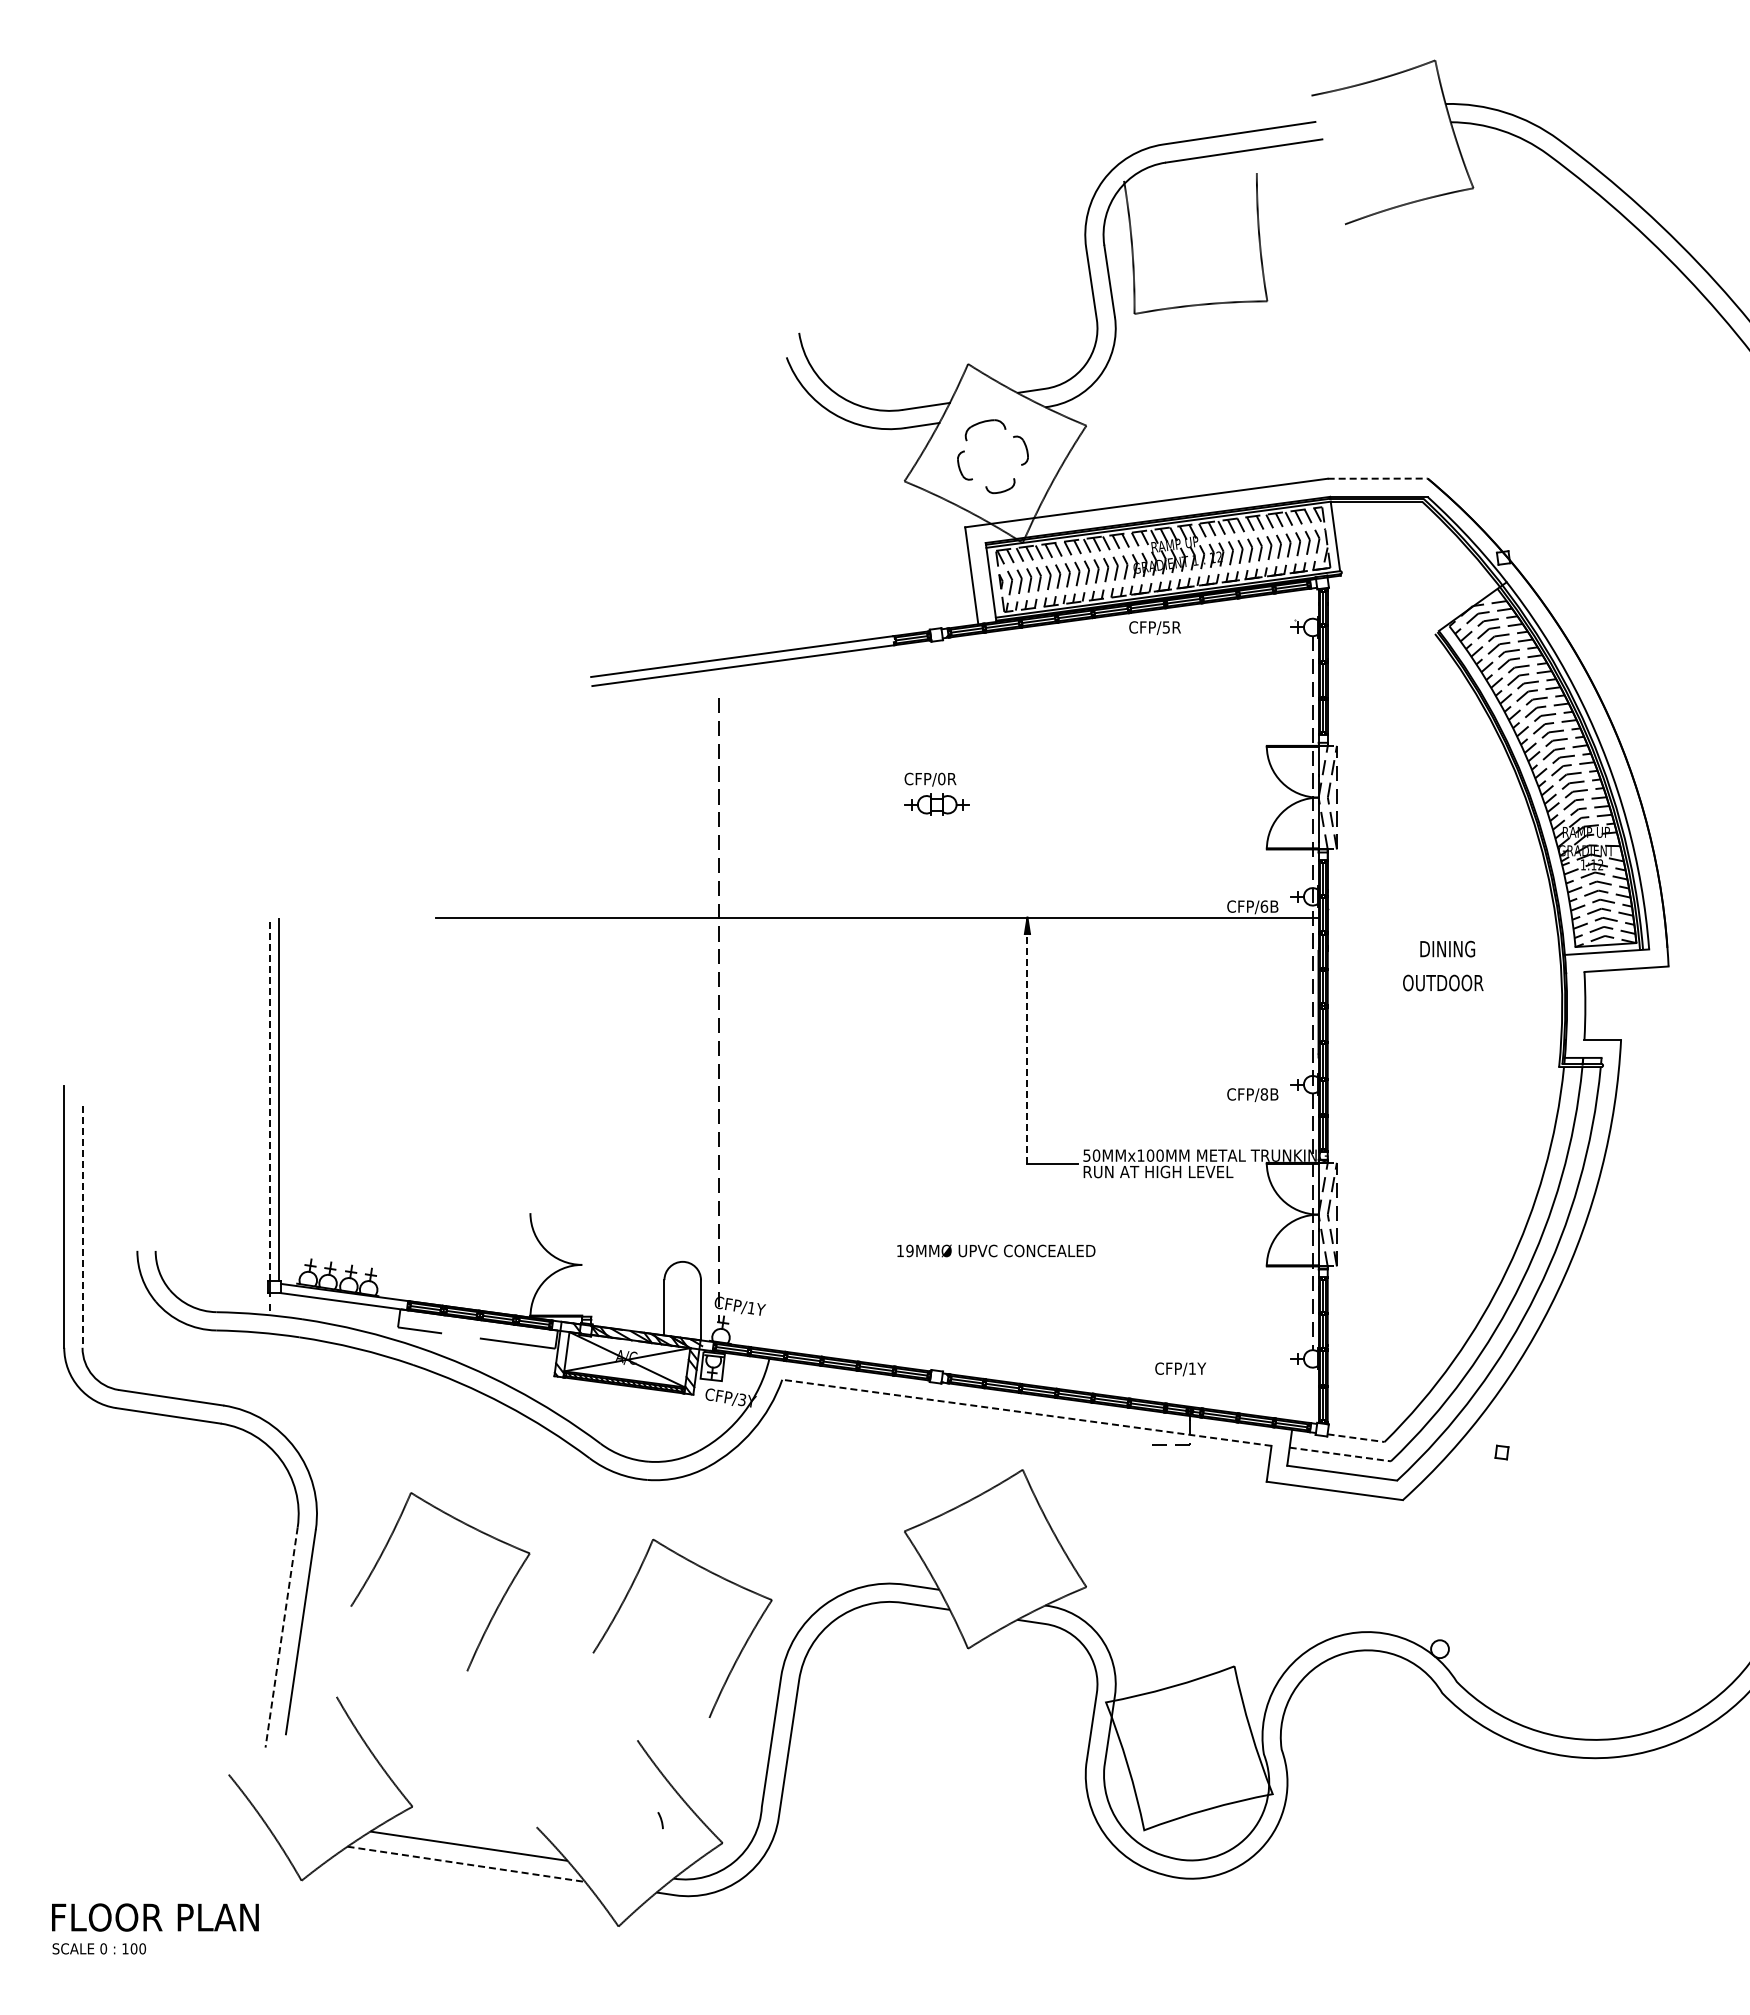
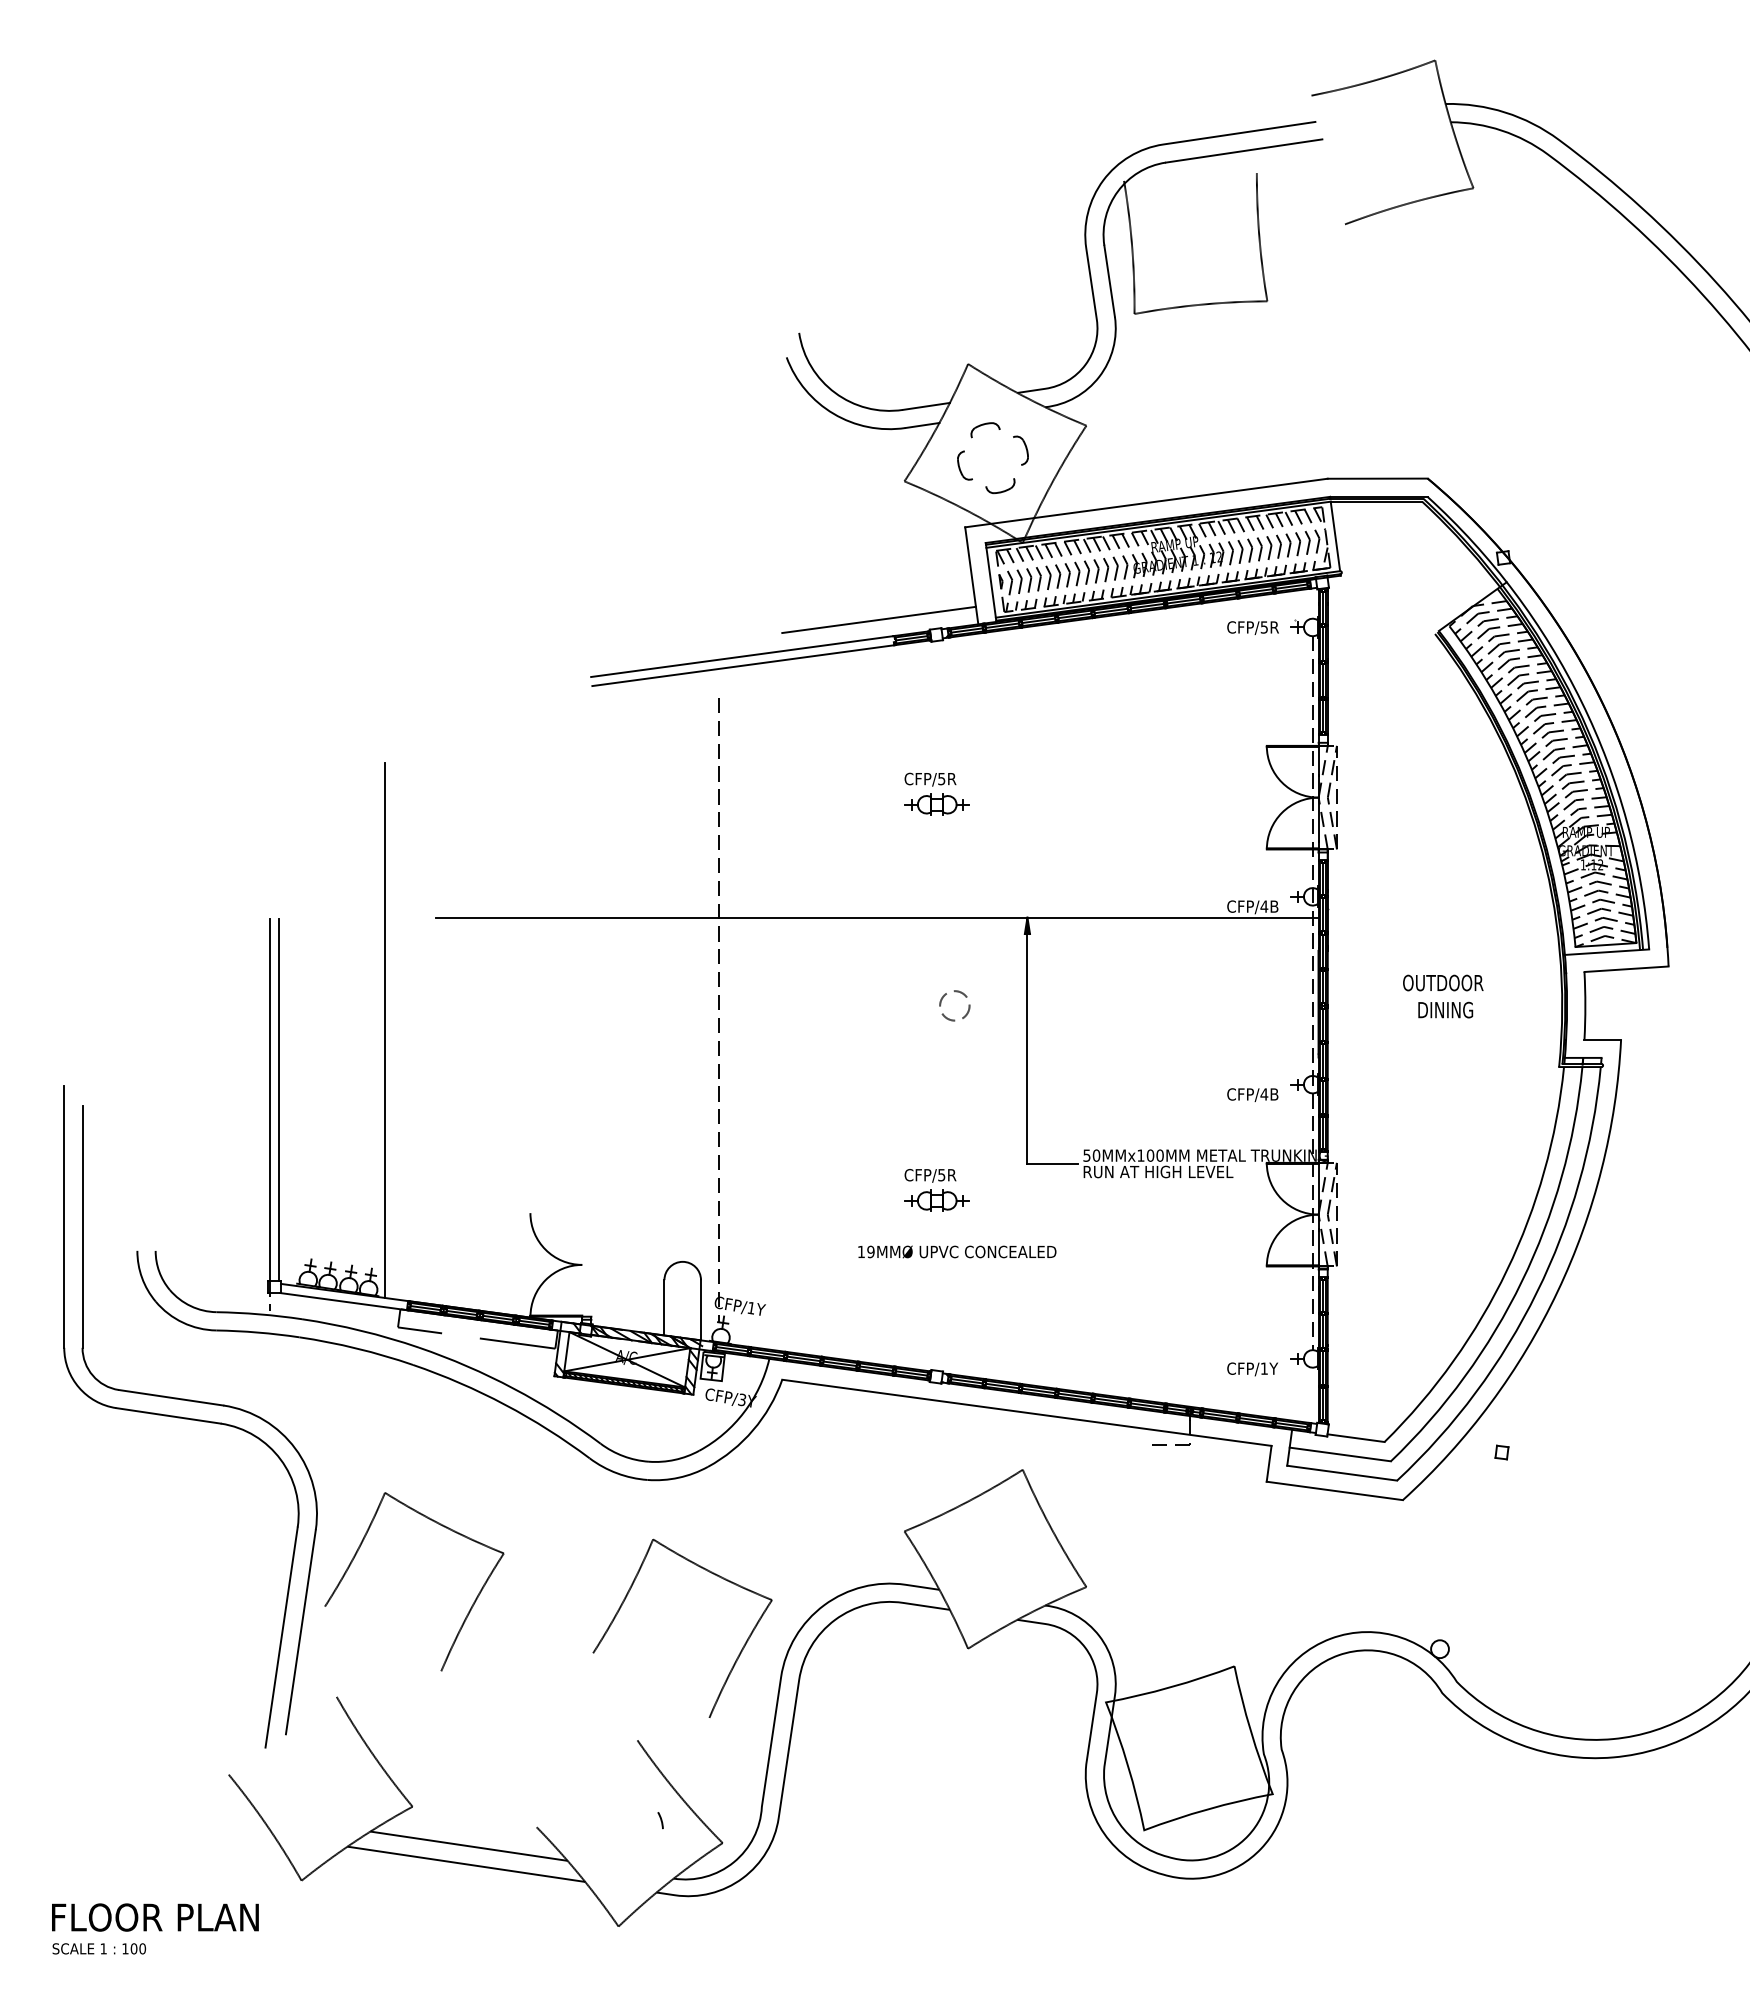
part size: 43x23 px -> 31x17 px (985, 430)
line: dashed -> solid (1378, 478)
line: none -> present (878, 619)
text position: (1154, 627) -> (1252, 627) (1252, 627)
text: CFP/0R -> CFP/5R (941, 778)
text: CFP/6B -> CFP/4B (1264, 906)
text position: (1447, 948) -> (1445, 1009) (1445, 1009)
circle: none -> present (954, 1005)
line: none -> present (385, 1030)
line: dashed -> solid (1027, 1040)
text: CFP/8B -> CFP/4B (1264, 1094)
line: dashed -> solid (270, 1099)
part: none -> present (936, 1190)
line: dashed -> solid (82, 1227)
text position: (996, 1250) -> (957, 1251) (957, 1251)
text position: (1180, 1369) -> (1252, 1369) (1252, 1369)
line: dashed -> solid (1026, 1412)
line: dashed -> solid (1356, 1438)
line: dashed -> solid (1340, 1454)
part position: (468, 1526) -> (442, 1526) (442, 1526)
line: dashed -> solid (281, 1638)
line: dashed -> solid (466, 1864)
text: 0 -> 1 (103, 1948)
